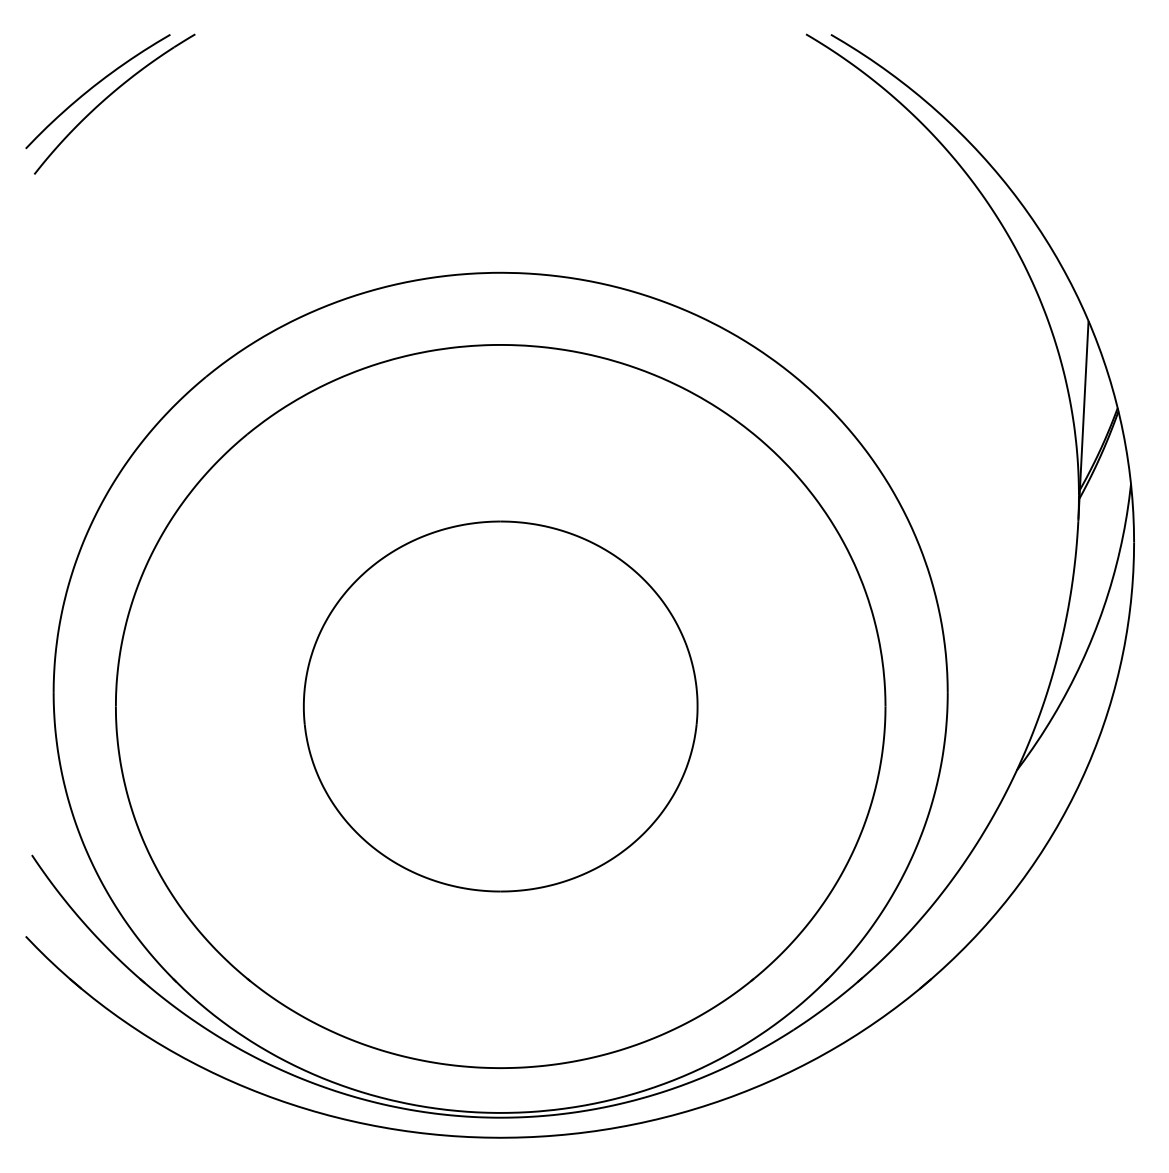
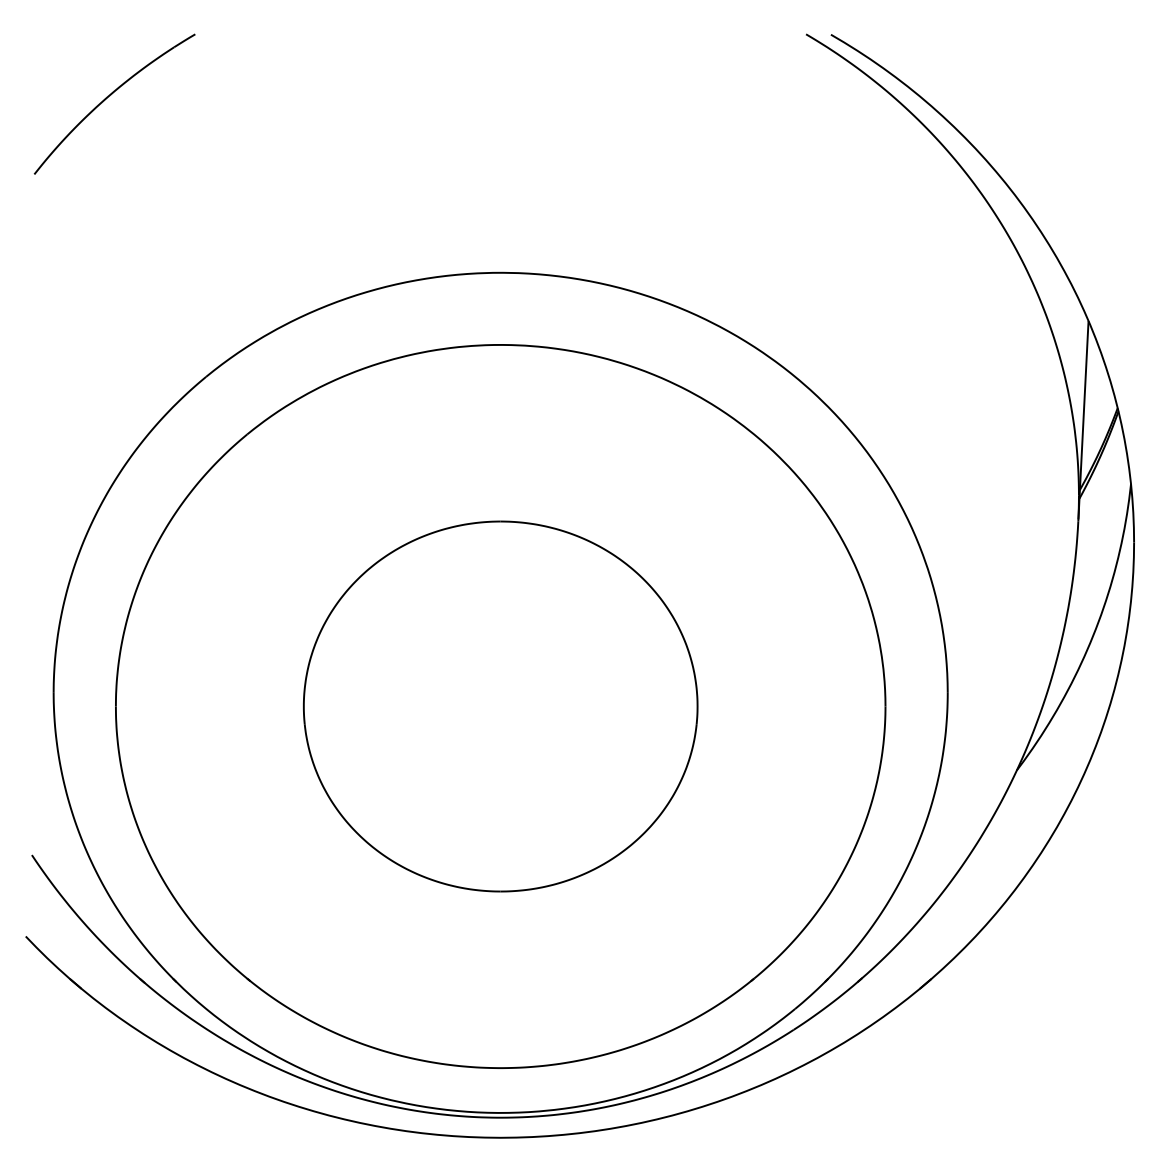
curve: present -> none (94, 87)
